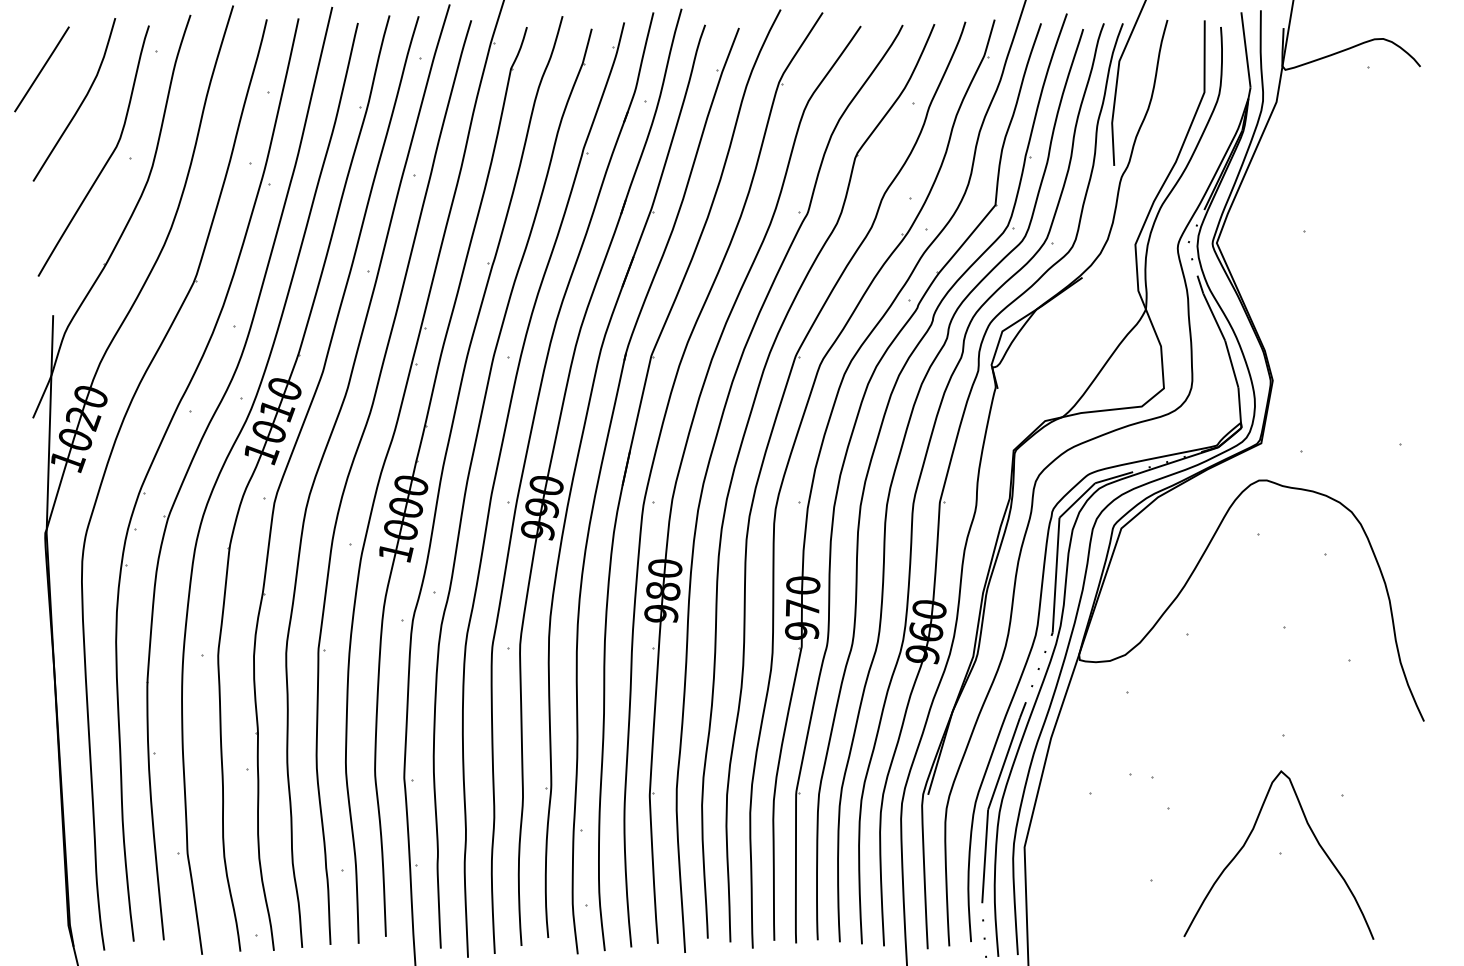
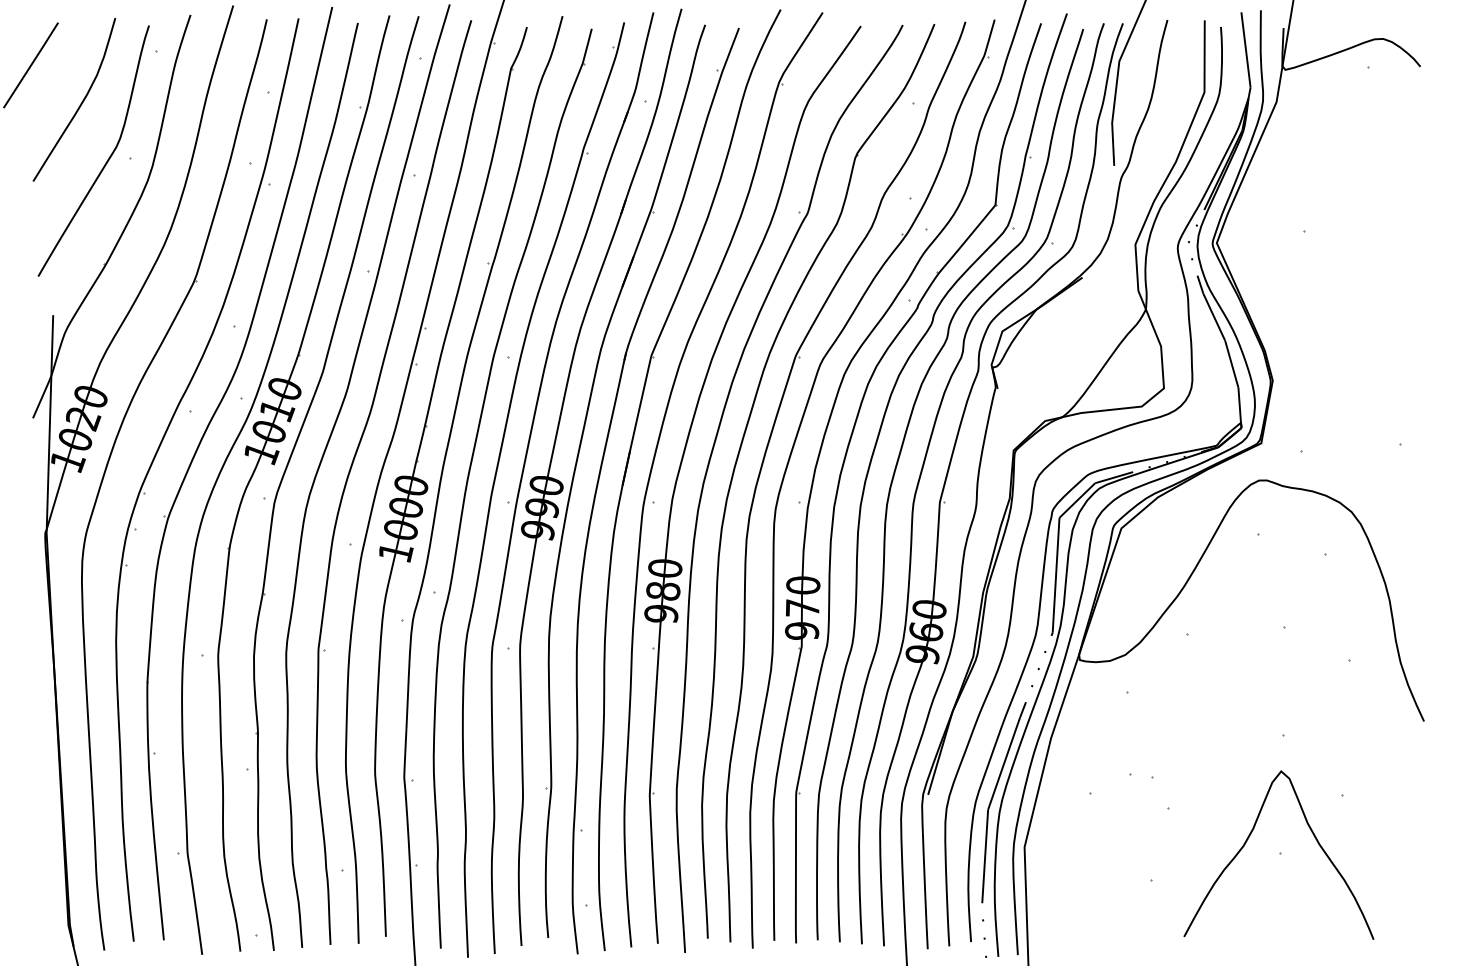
line position: (41, 69) -> (30, 65) (30, 65)
